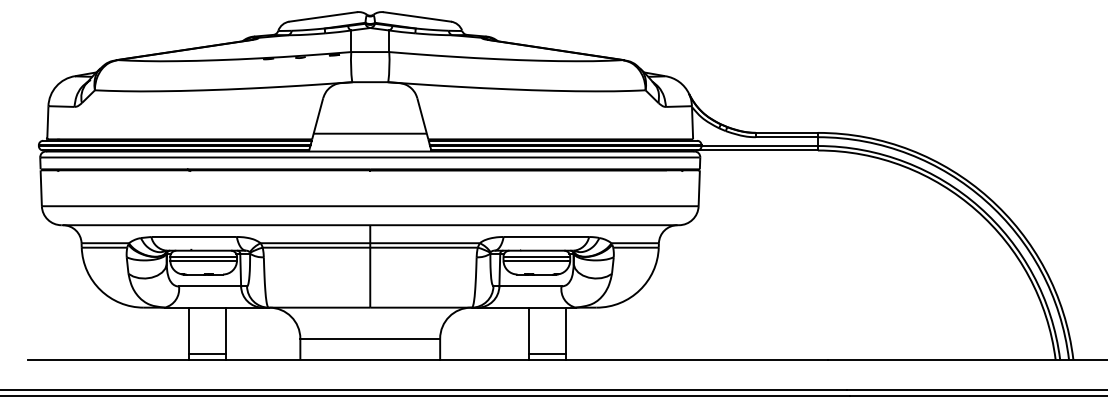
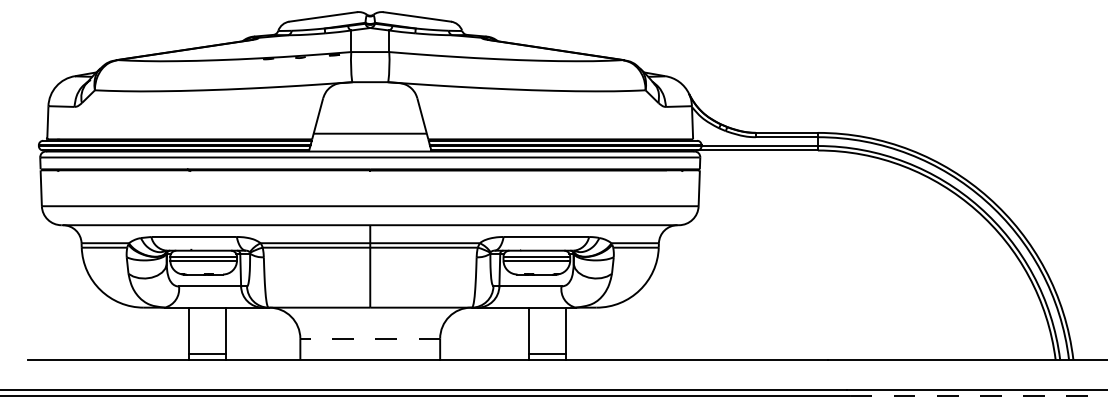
line: solid -> dashed (370, 338)
line: solid -> dashed (978, 395)
